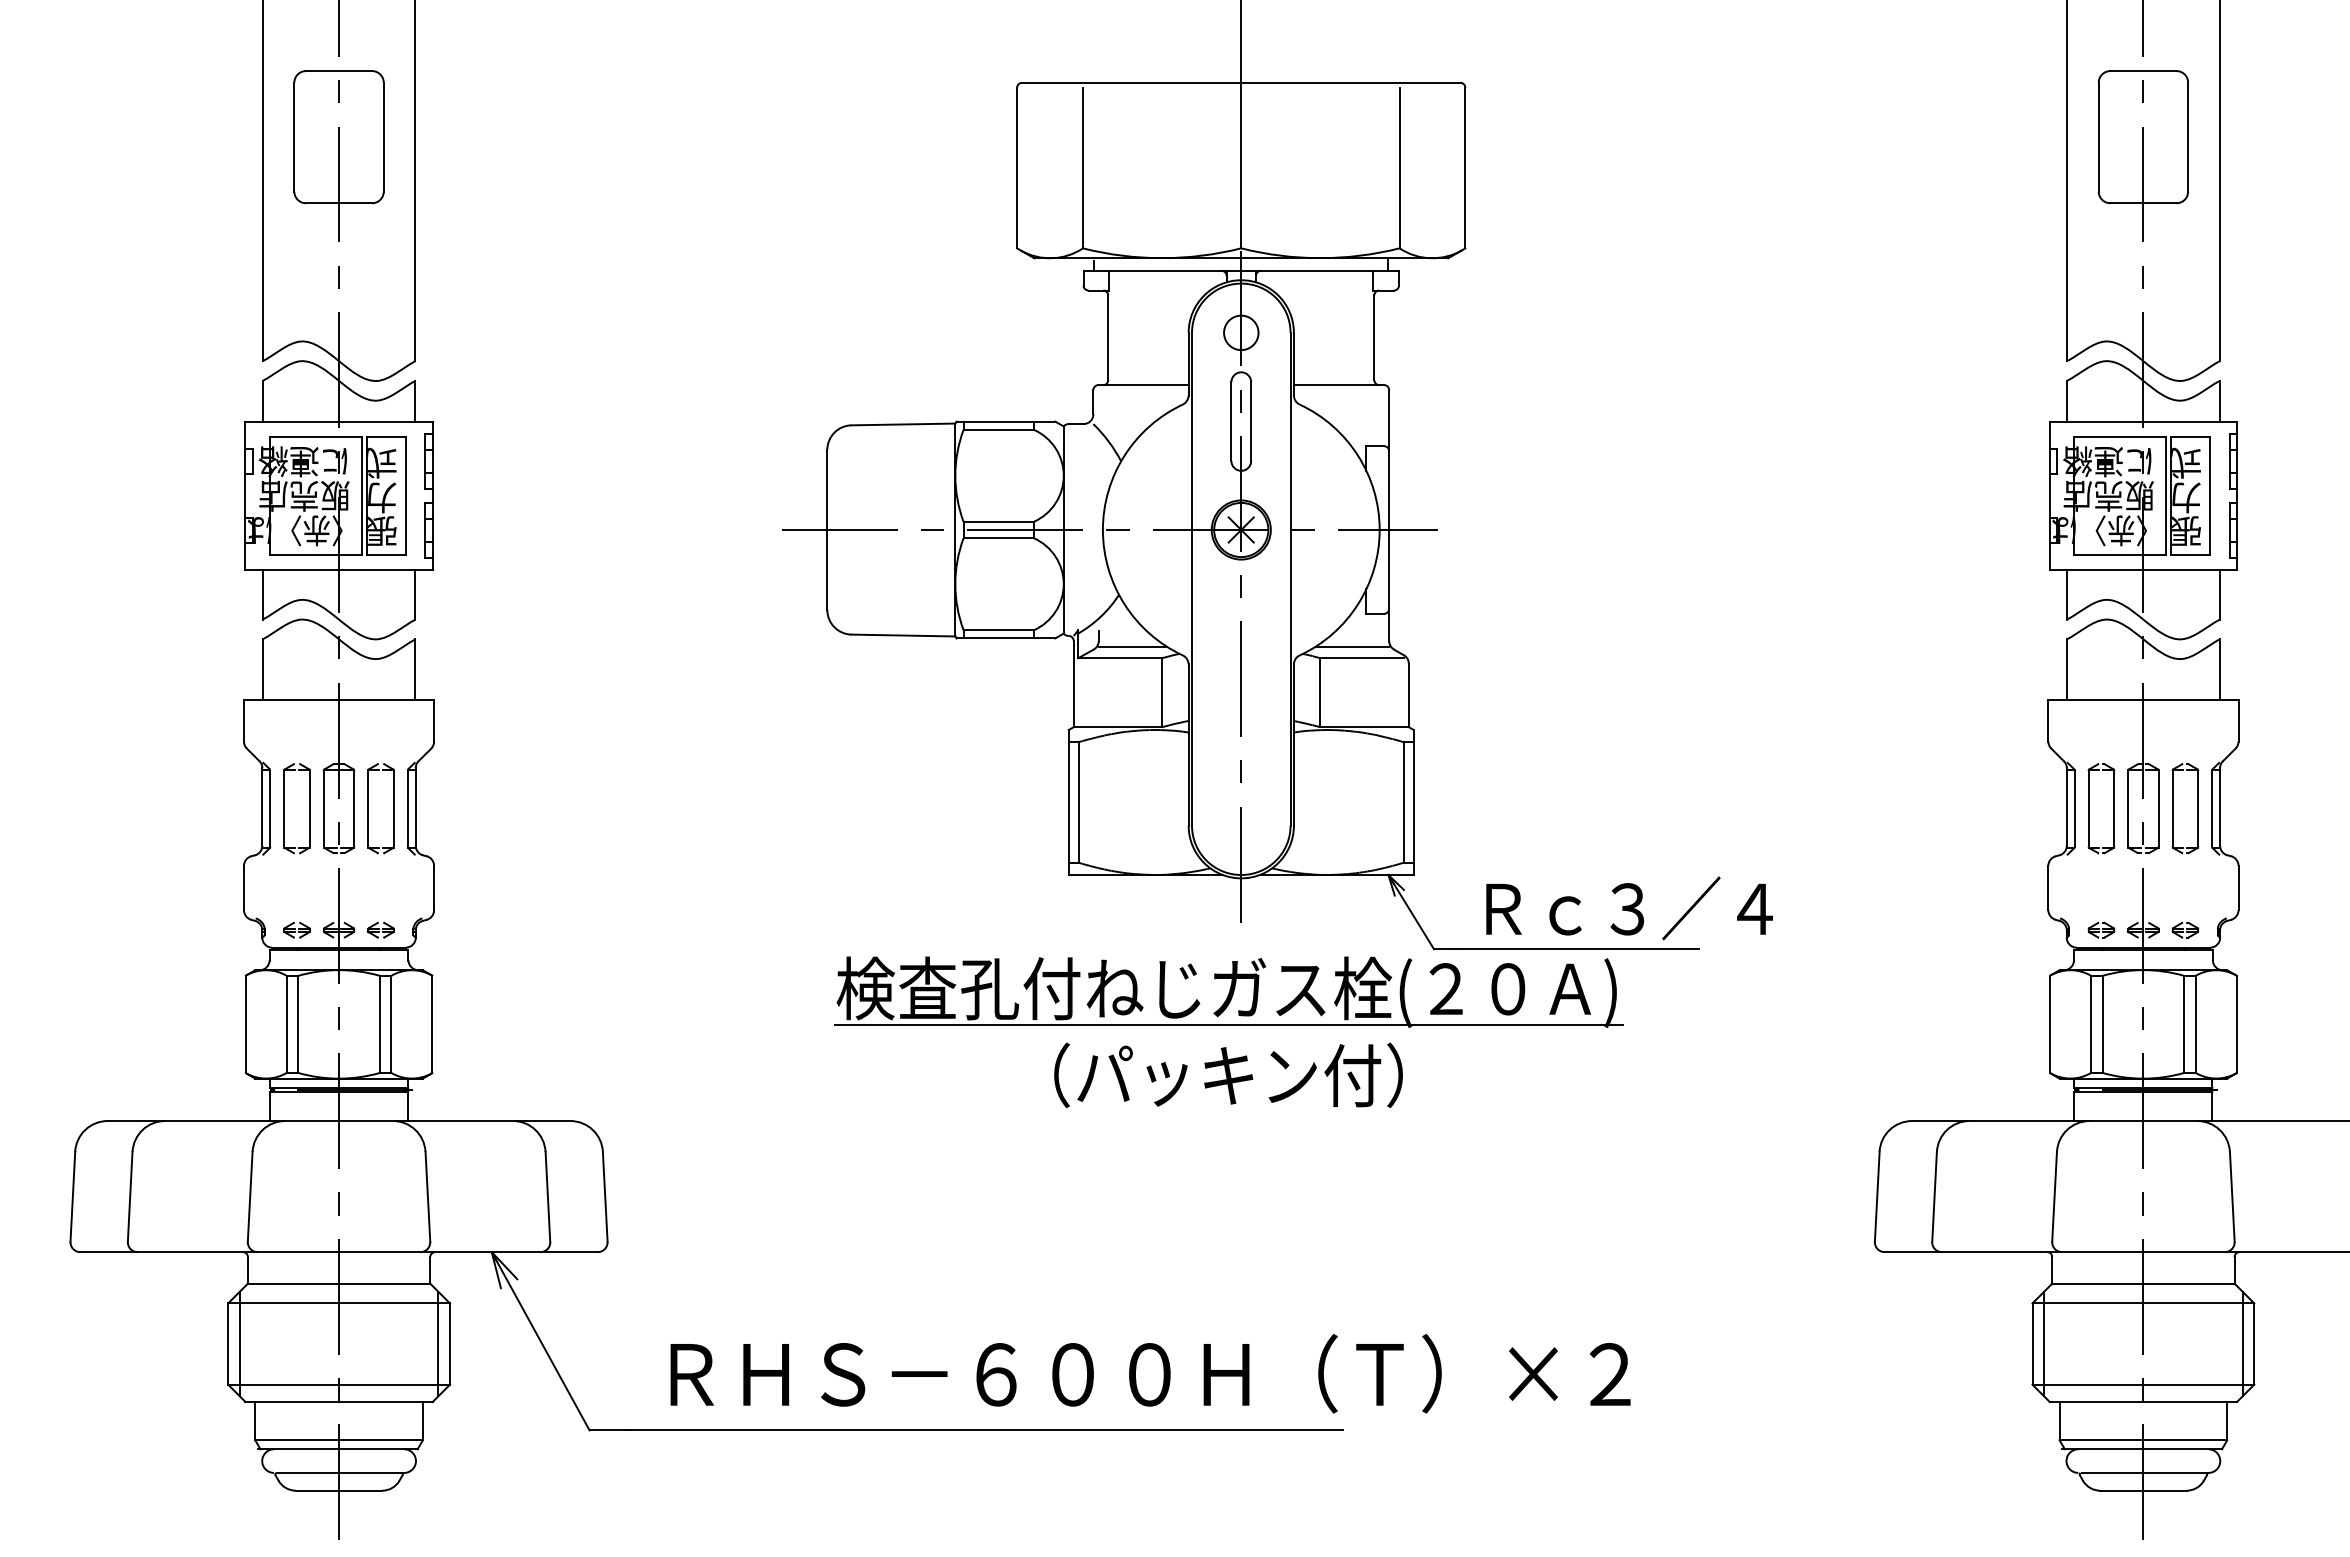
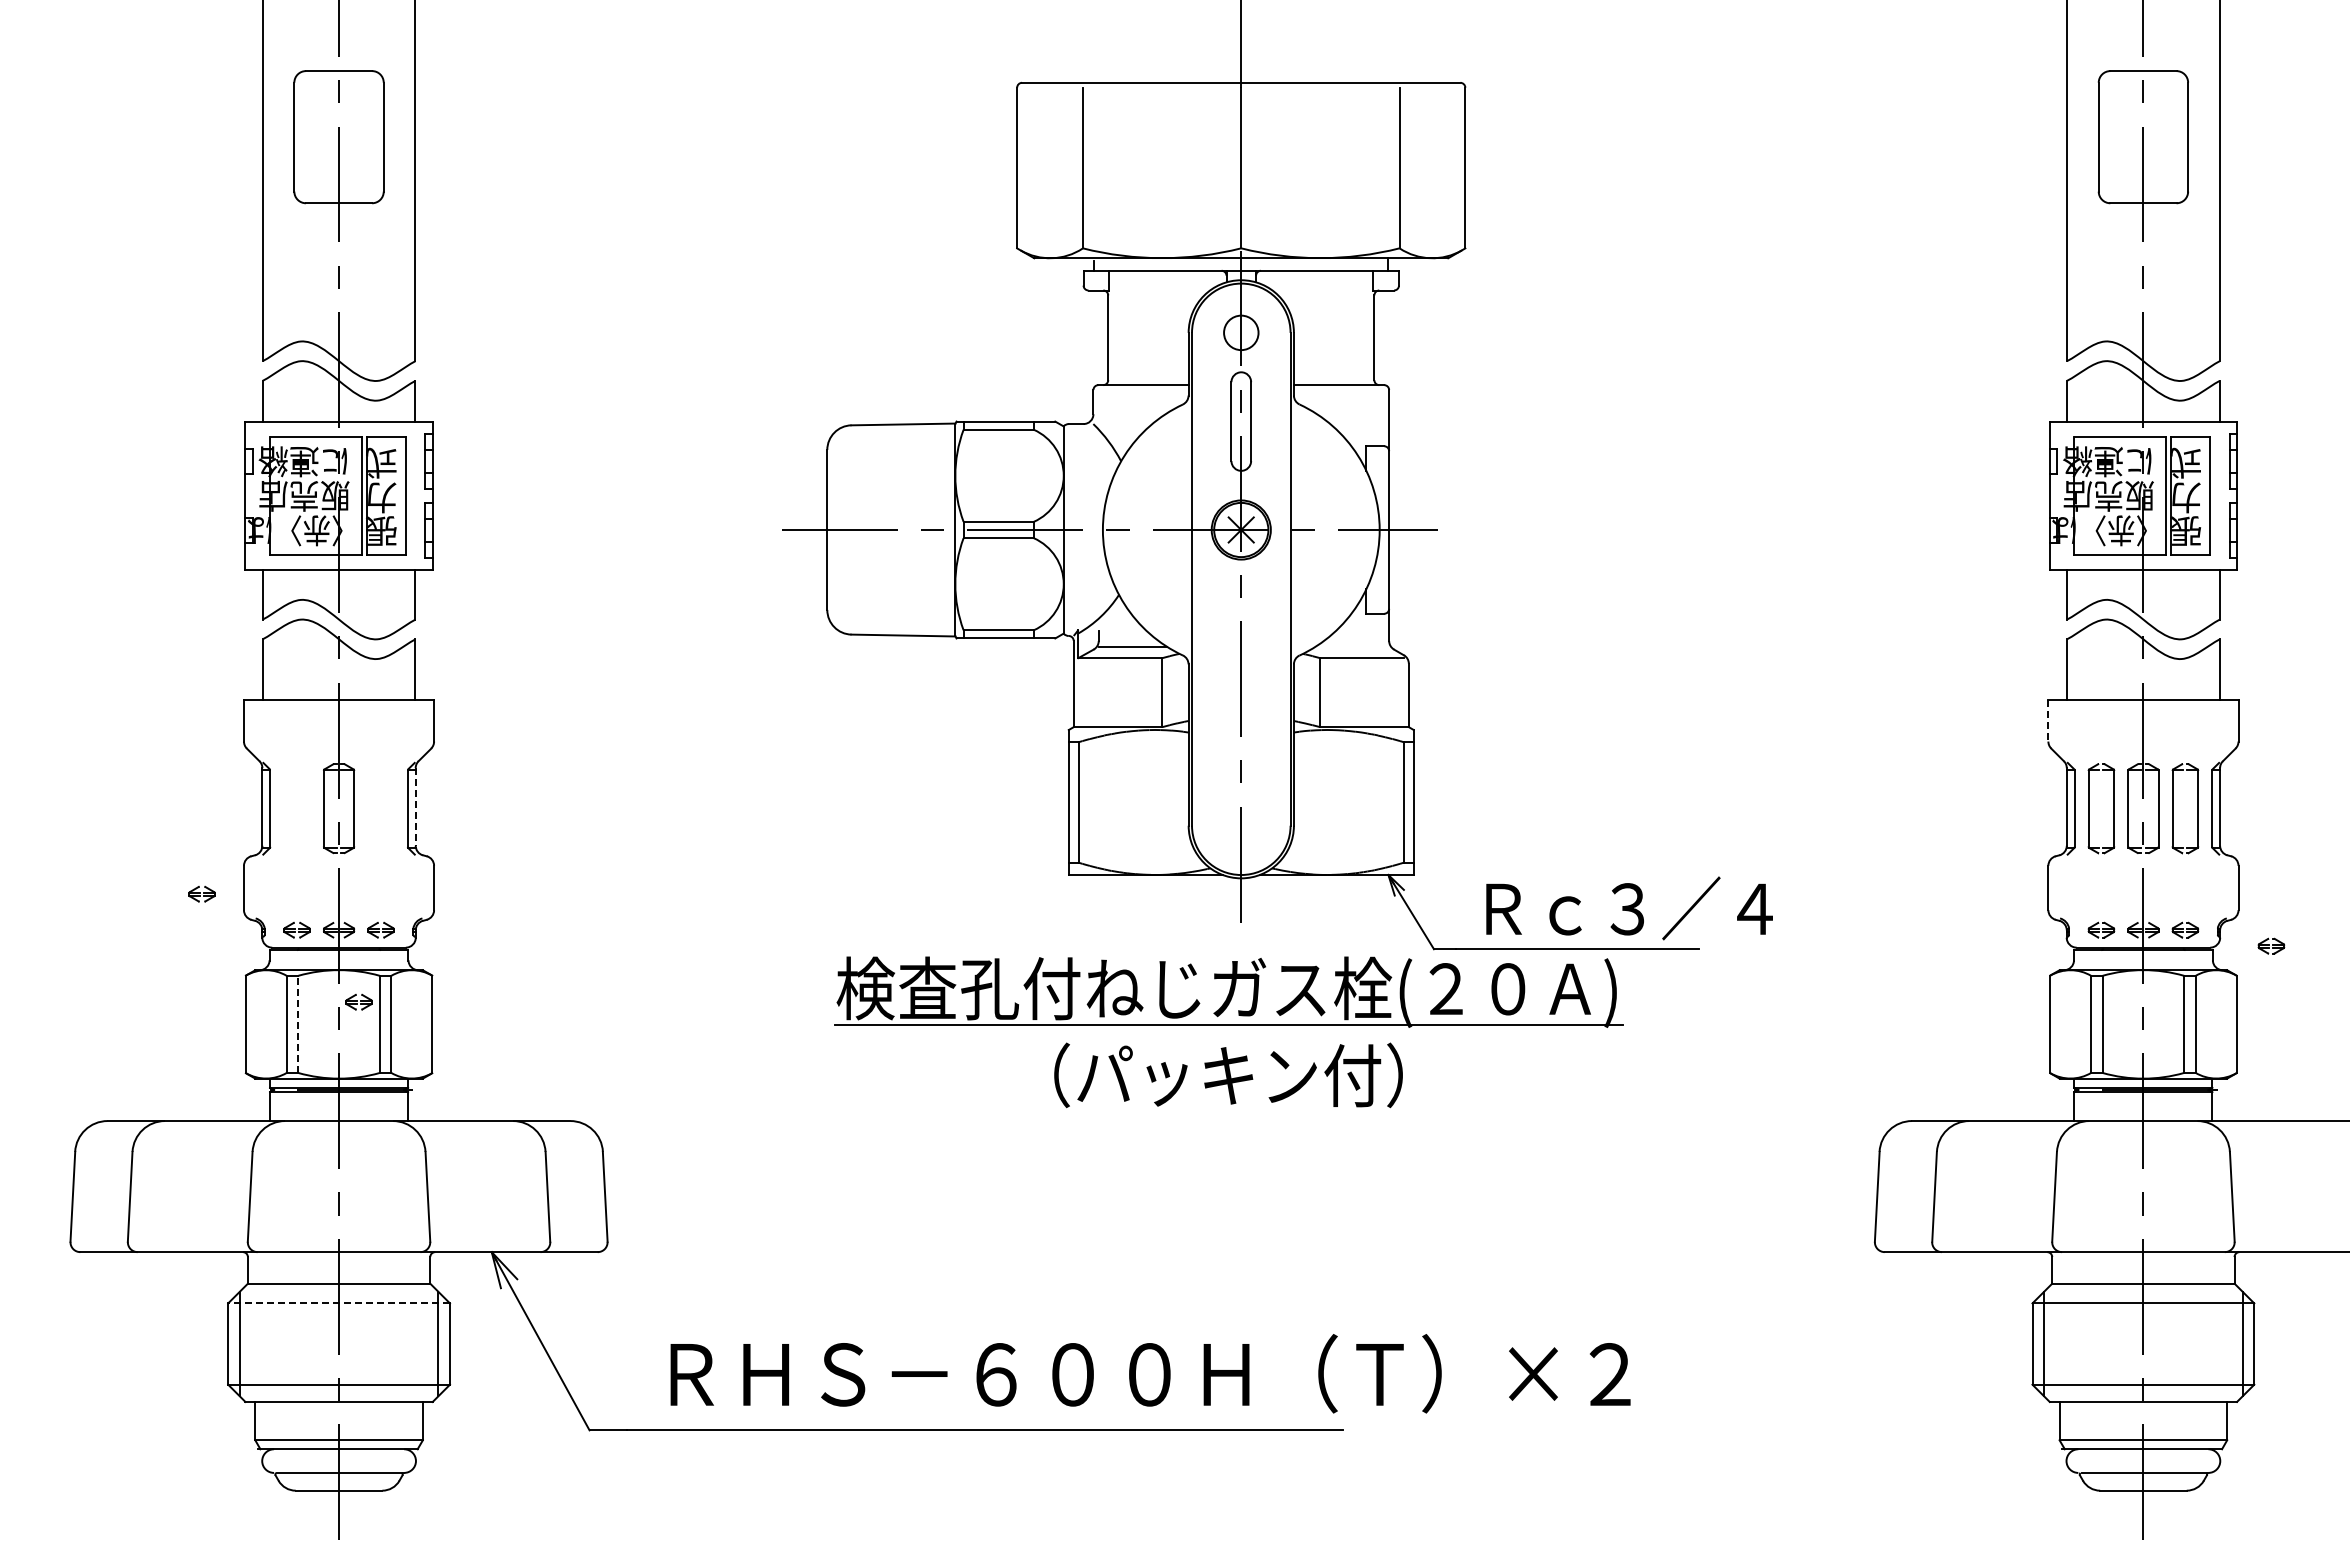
line: present -> none (1352, 646)
line: solid -> dashed (2048, 720)
line: solid -> dashed (415, 806)
part: present -> none (284, 808)
part: present -> none (368, 808)
part: none -> present (201, 893)
part: none -> present (2271, 945)
part: none -> present (358, 1001)
line: solid -> dashed (298, 1024)
line: solid -> dashed (339, 1303)
